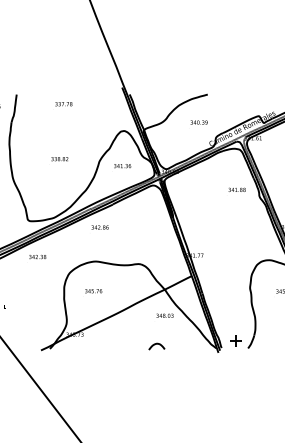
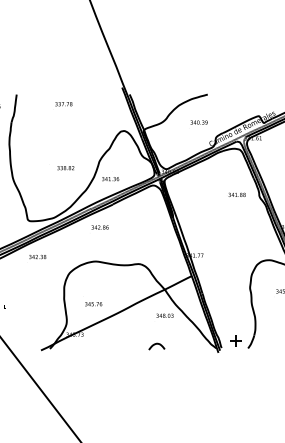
text position: (59, 159) -> (65, 168) (65, 168)
text position: (122, 166) -> (110, 179) (110, 179)
text position: (236, 189) -> (236, 194) (236, 194)
text position: (93, 291) -> (93, 304) (93, 304)
